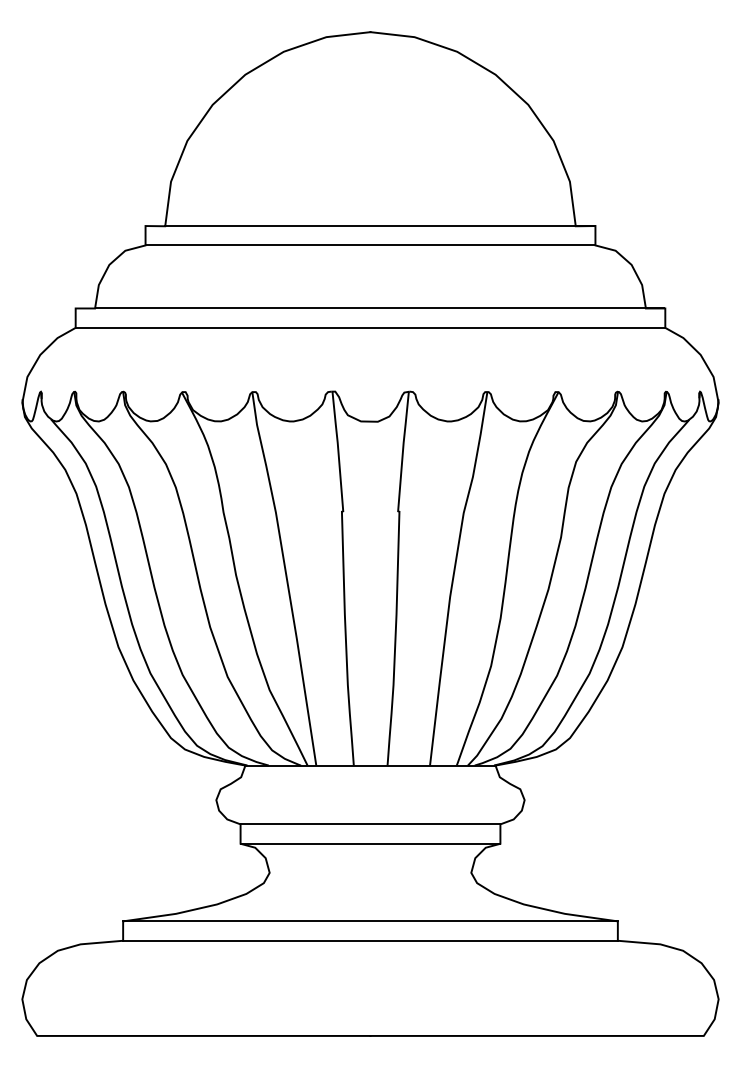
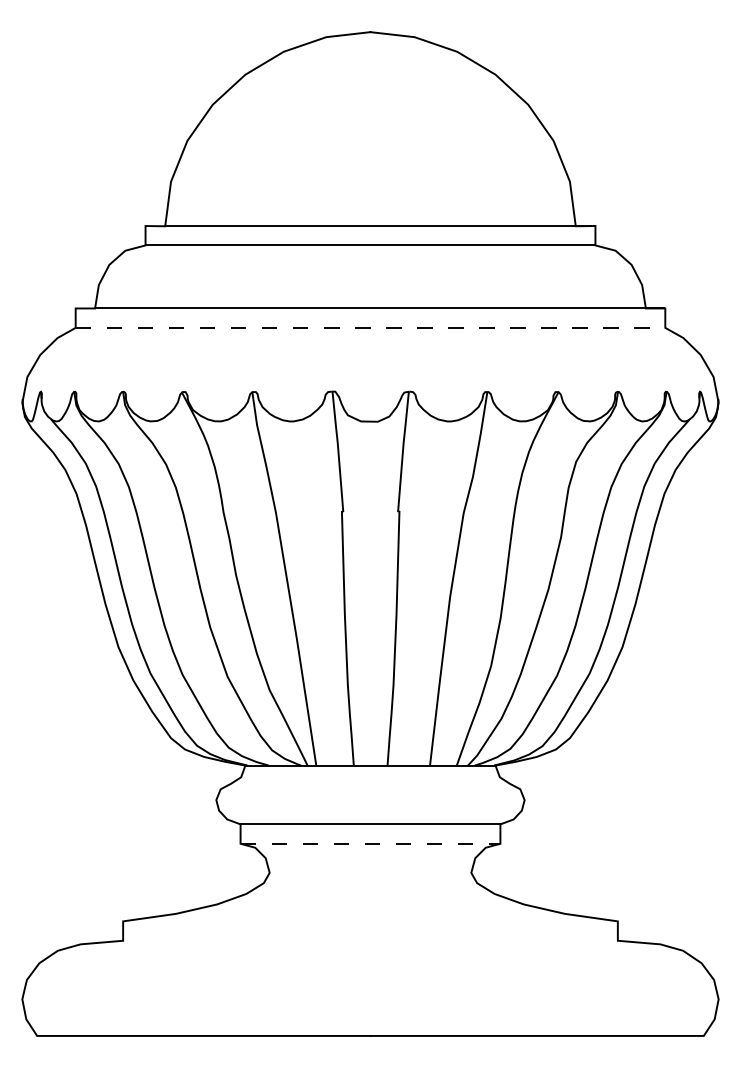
line: solid -> dashed (370, 327)
line: solid -> dashed (370, 843)
line: present -> none (370, 921)
line: present -> none (370, 940)
